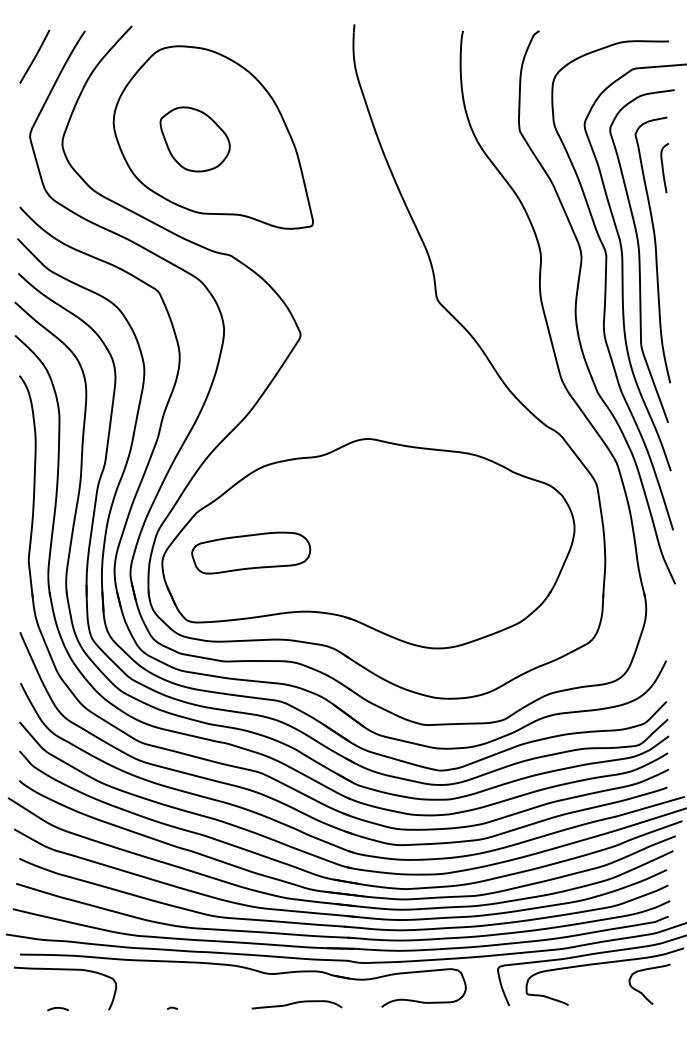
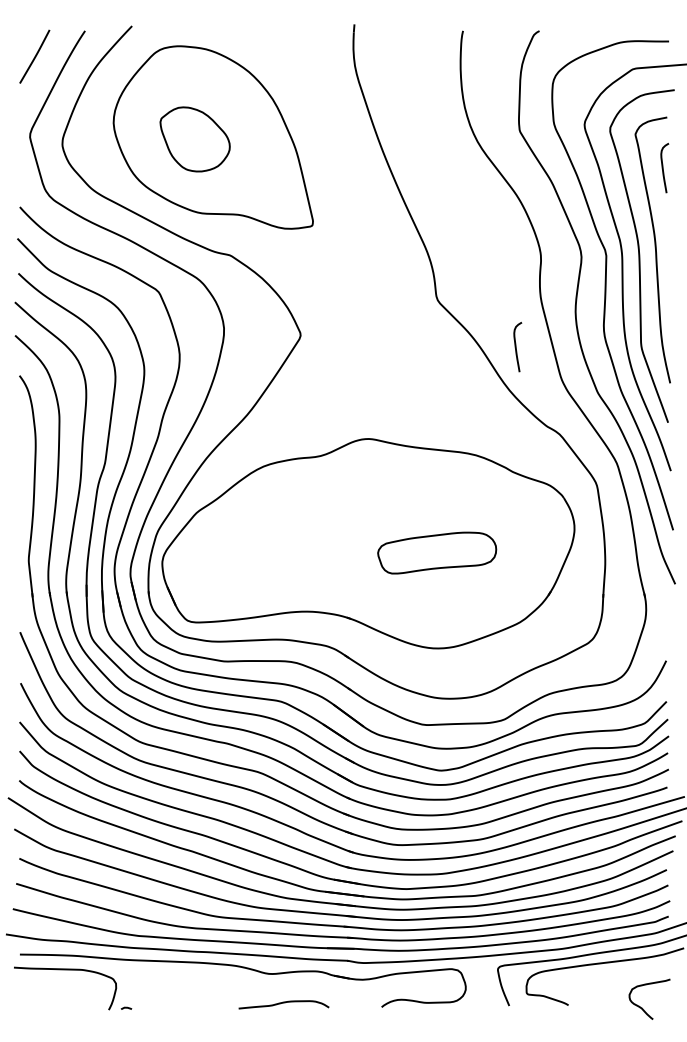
curve: none -> present (516, 347)
part position: (251, 552) -> (437, 552) (437, 552)
curve position: (642, 992) -> (642, 1007) (642, 1007)
curve position: (296, 1003) -> (283, 1003) (283, 1003)
curve position: (172, 1007) -> (126, 1007) (126, 1007)
curve: present -> none (57, 1008)
